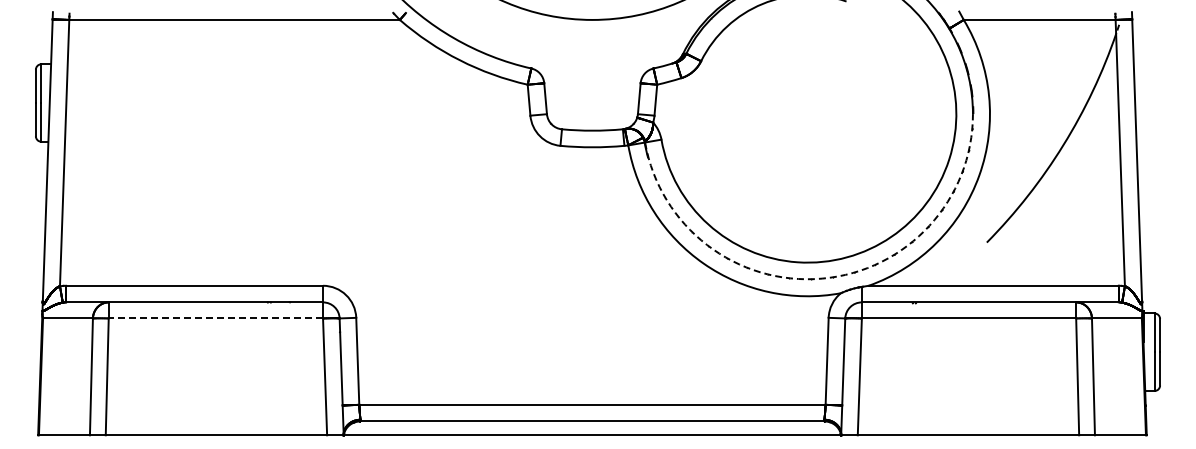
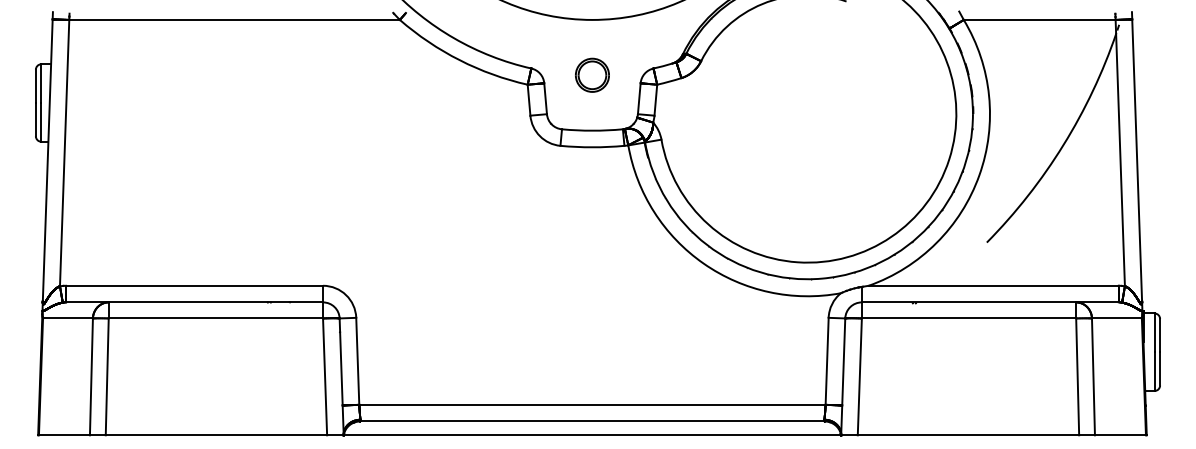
part: none -> present (592, 74)
arc: dashed -> solid (822, 278)
line: dashed -> solid (215, 318)
